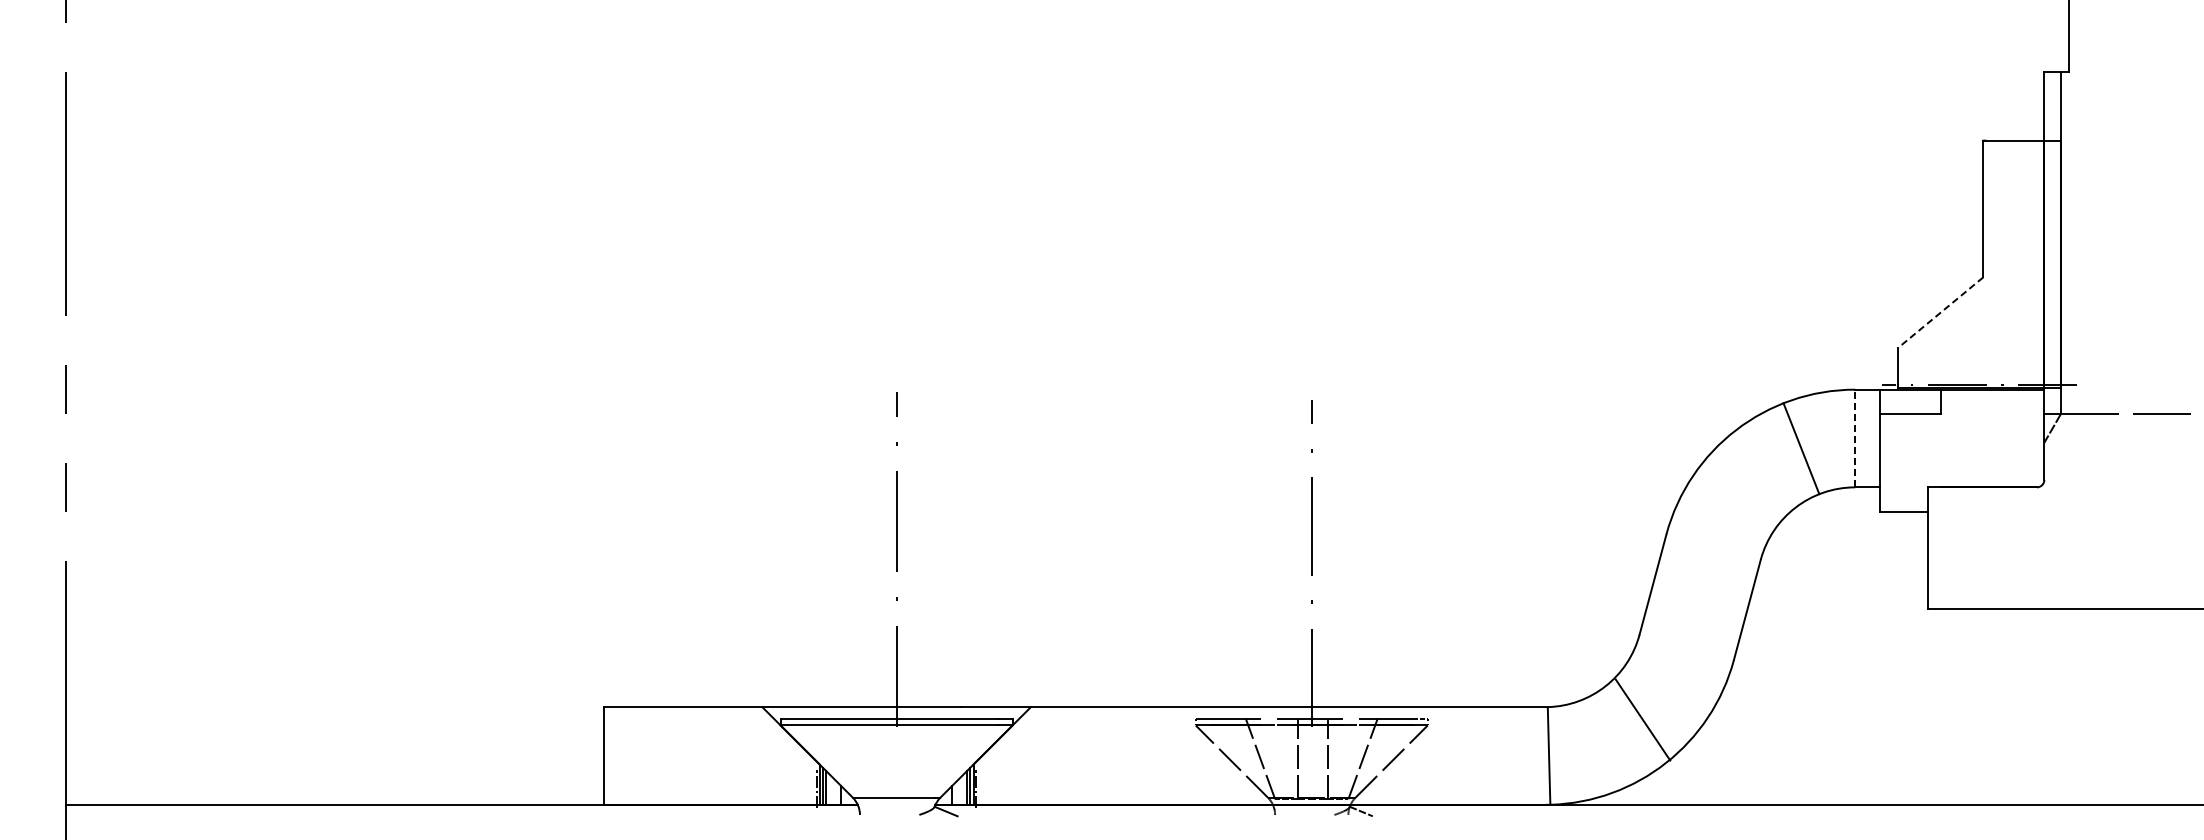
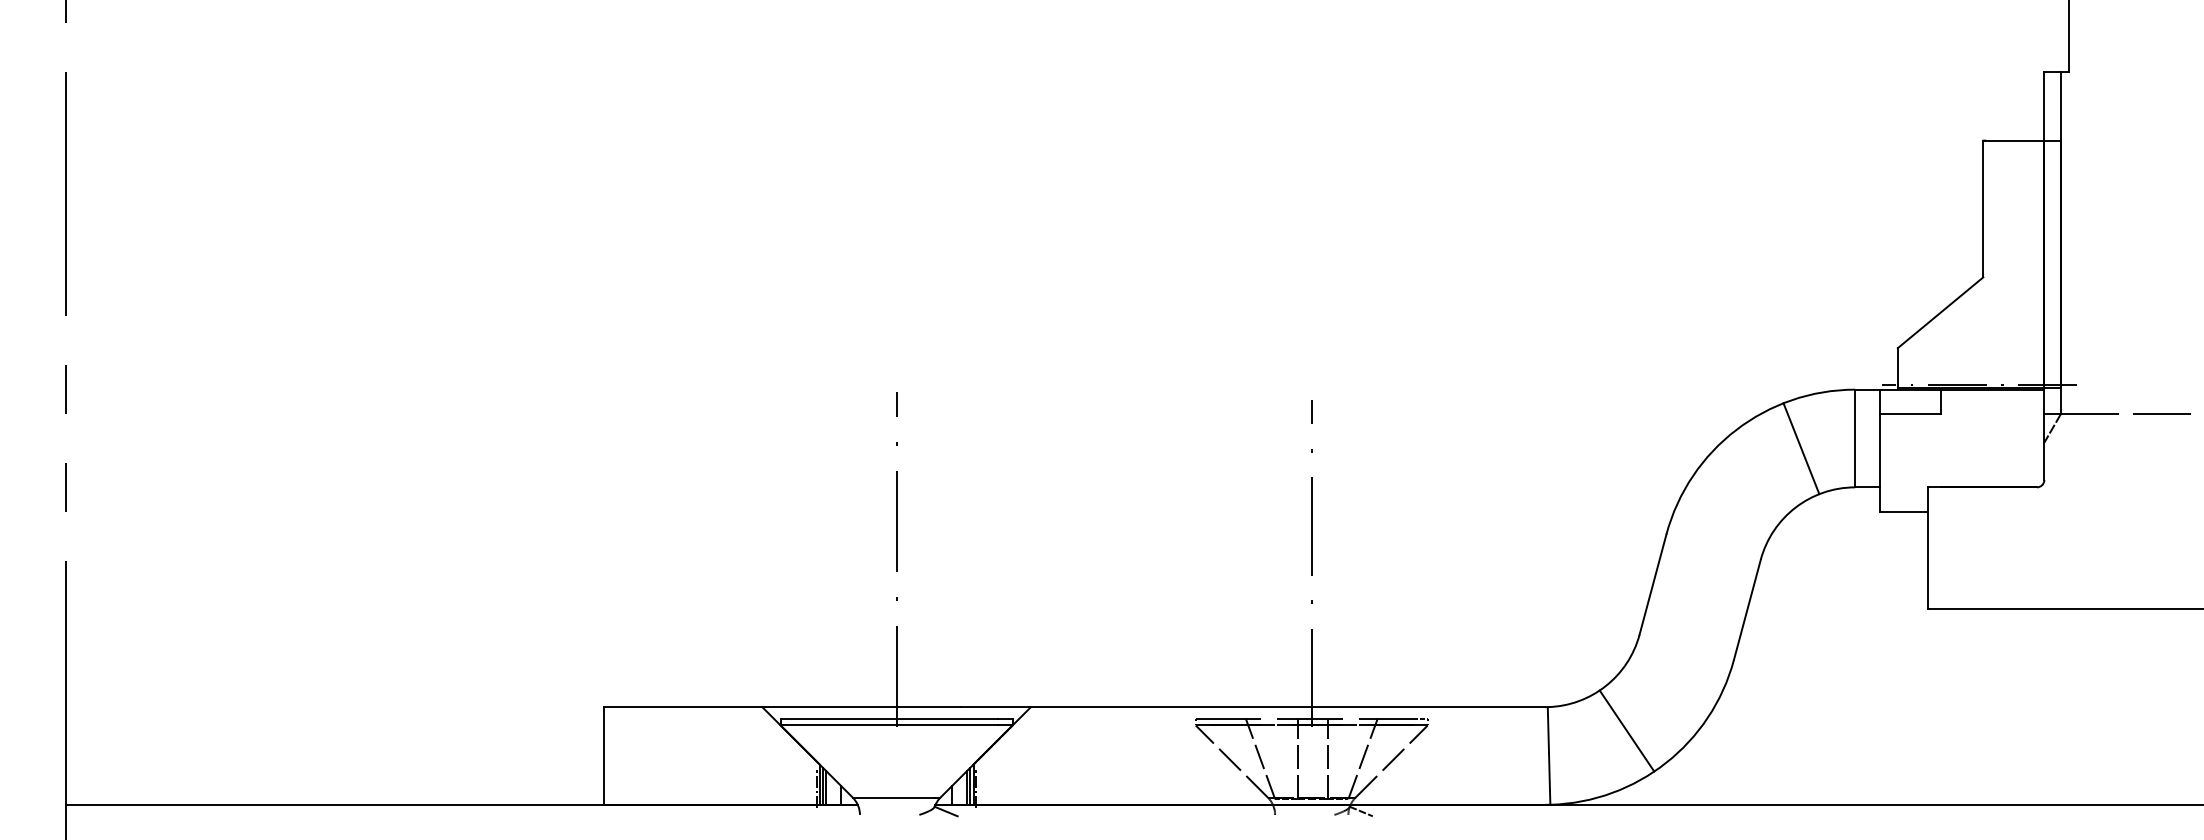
line: dashed -> solid (1940, 313)
line: dashed -> solid (1855, 438)
line position: (1642, 719) -> (1626, 730) (1626, 730)
